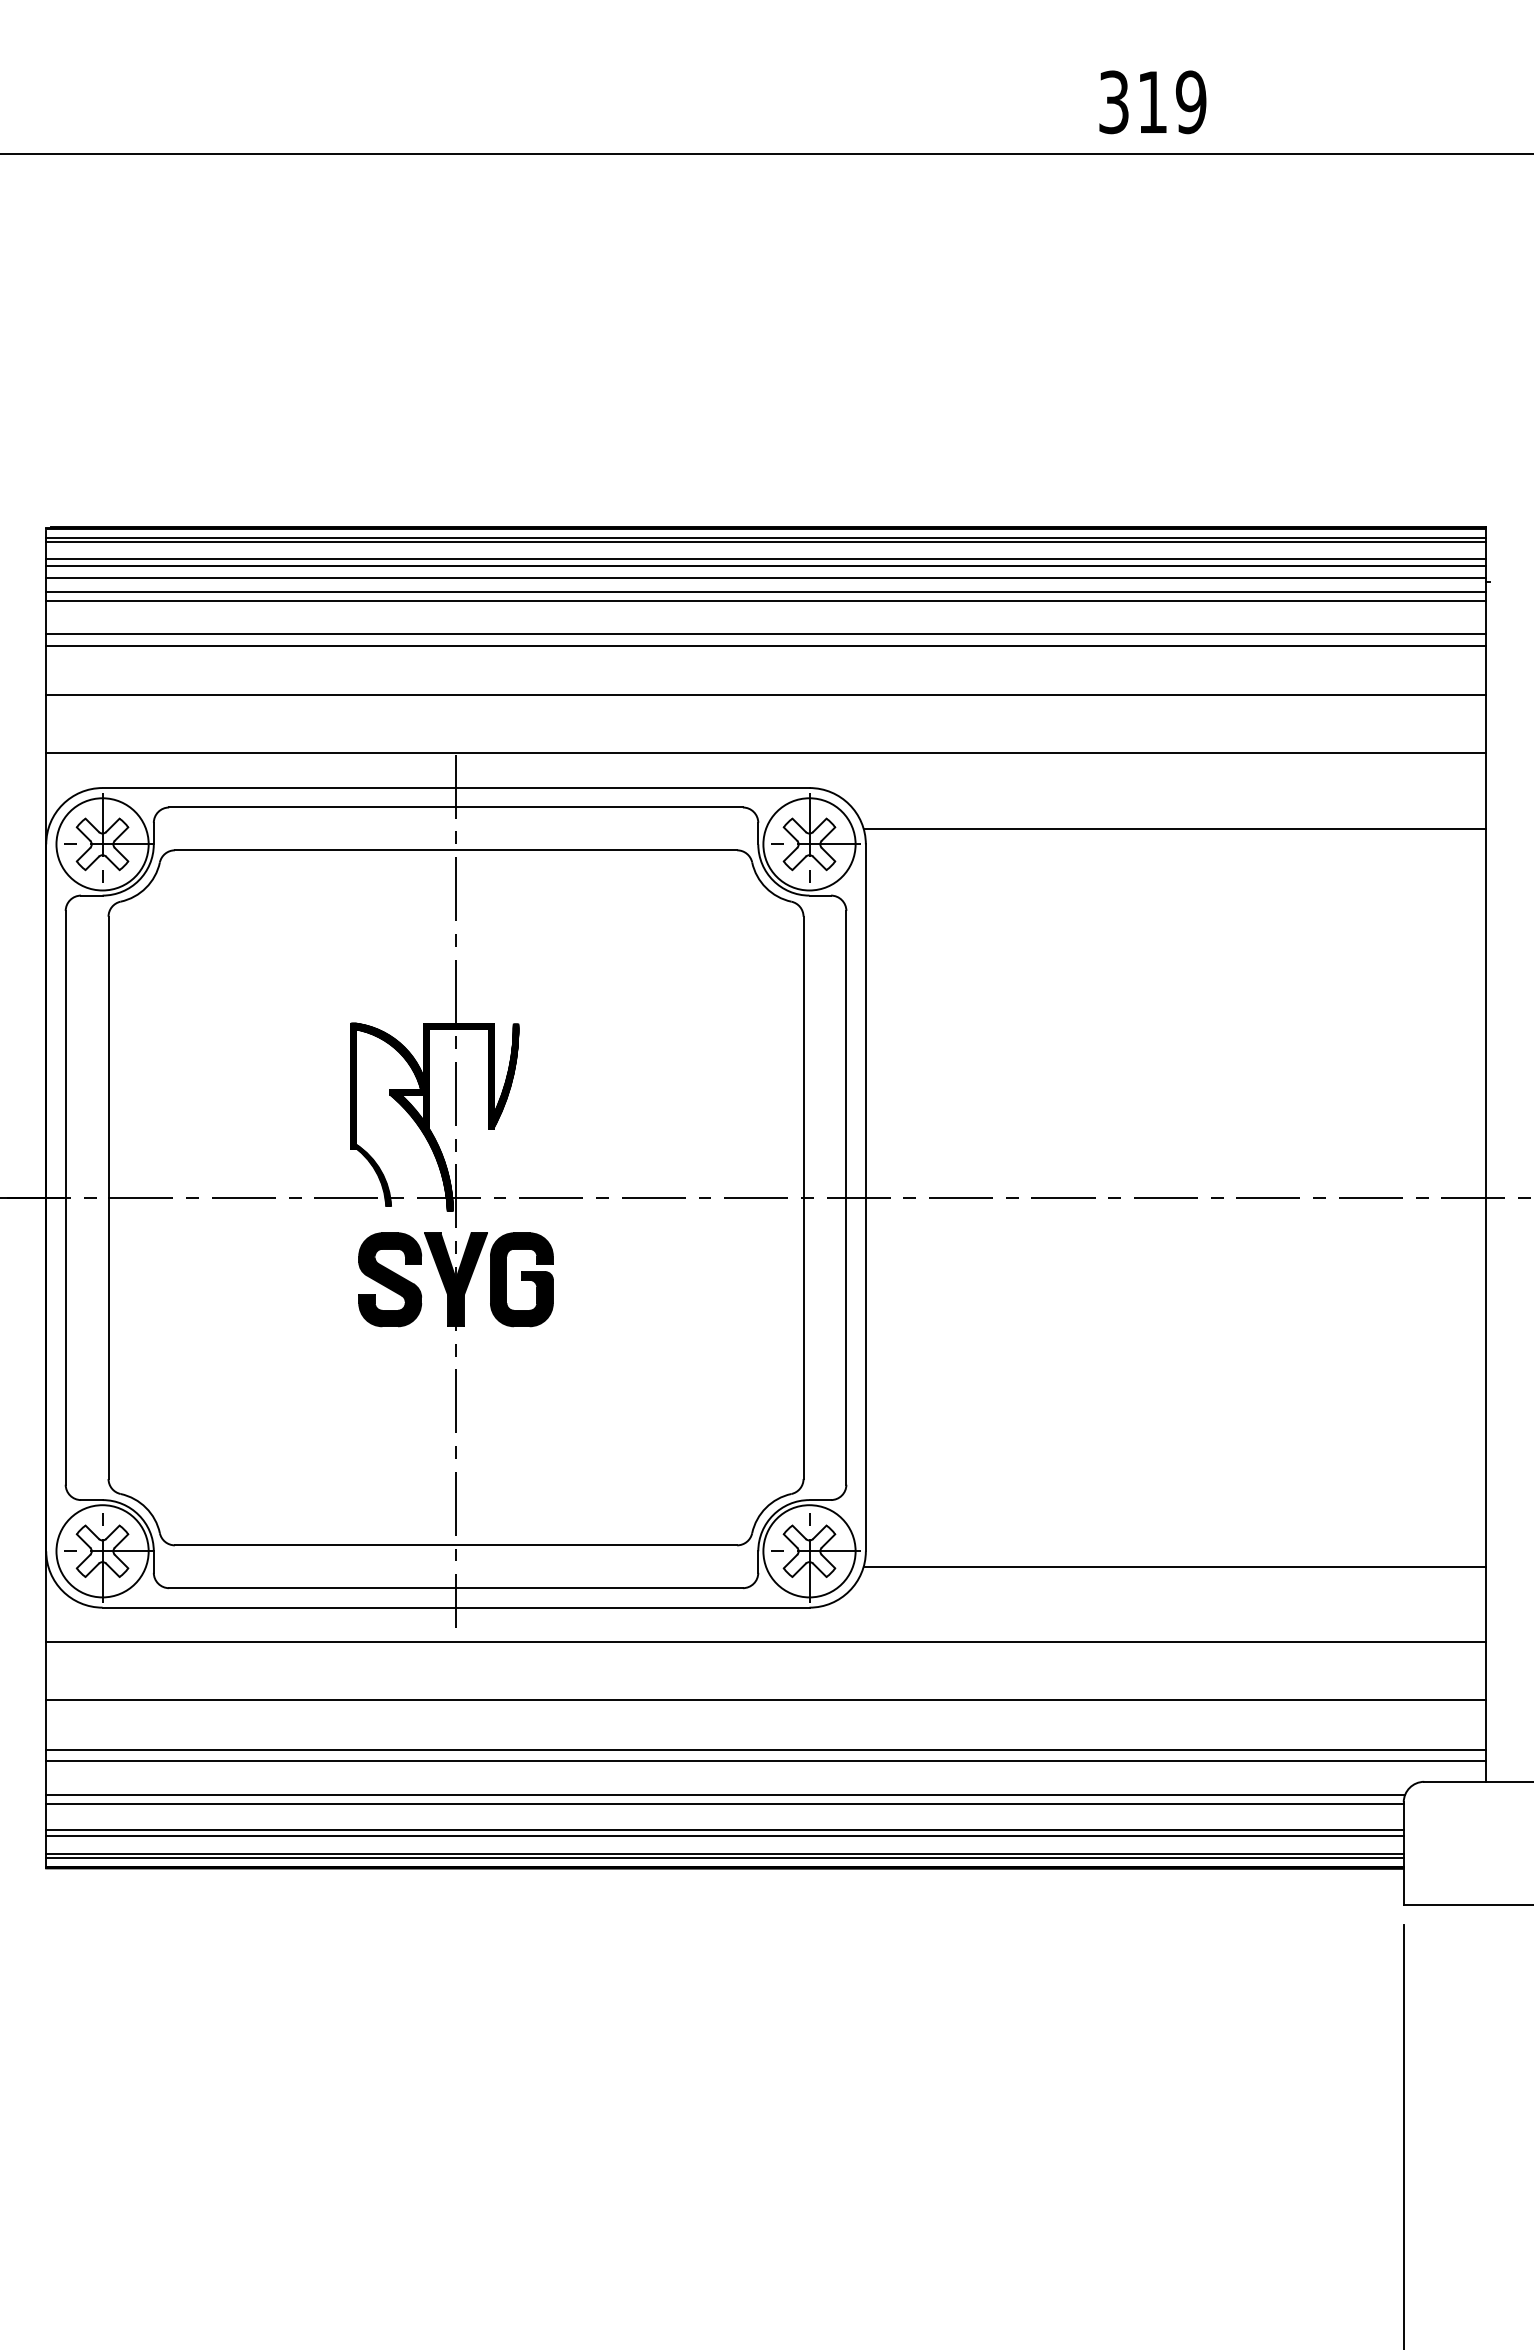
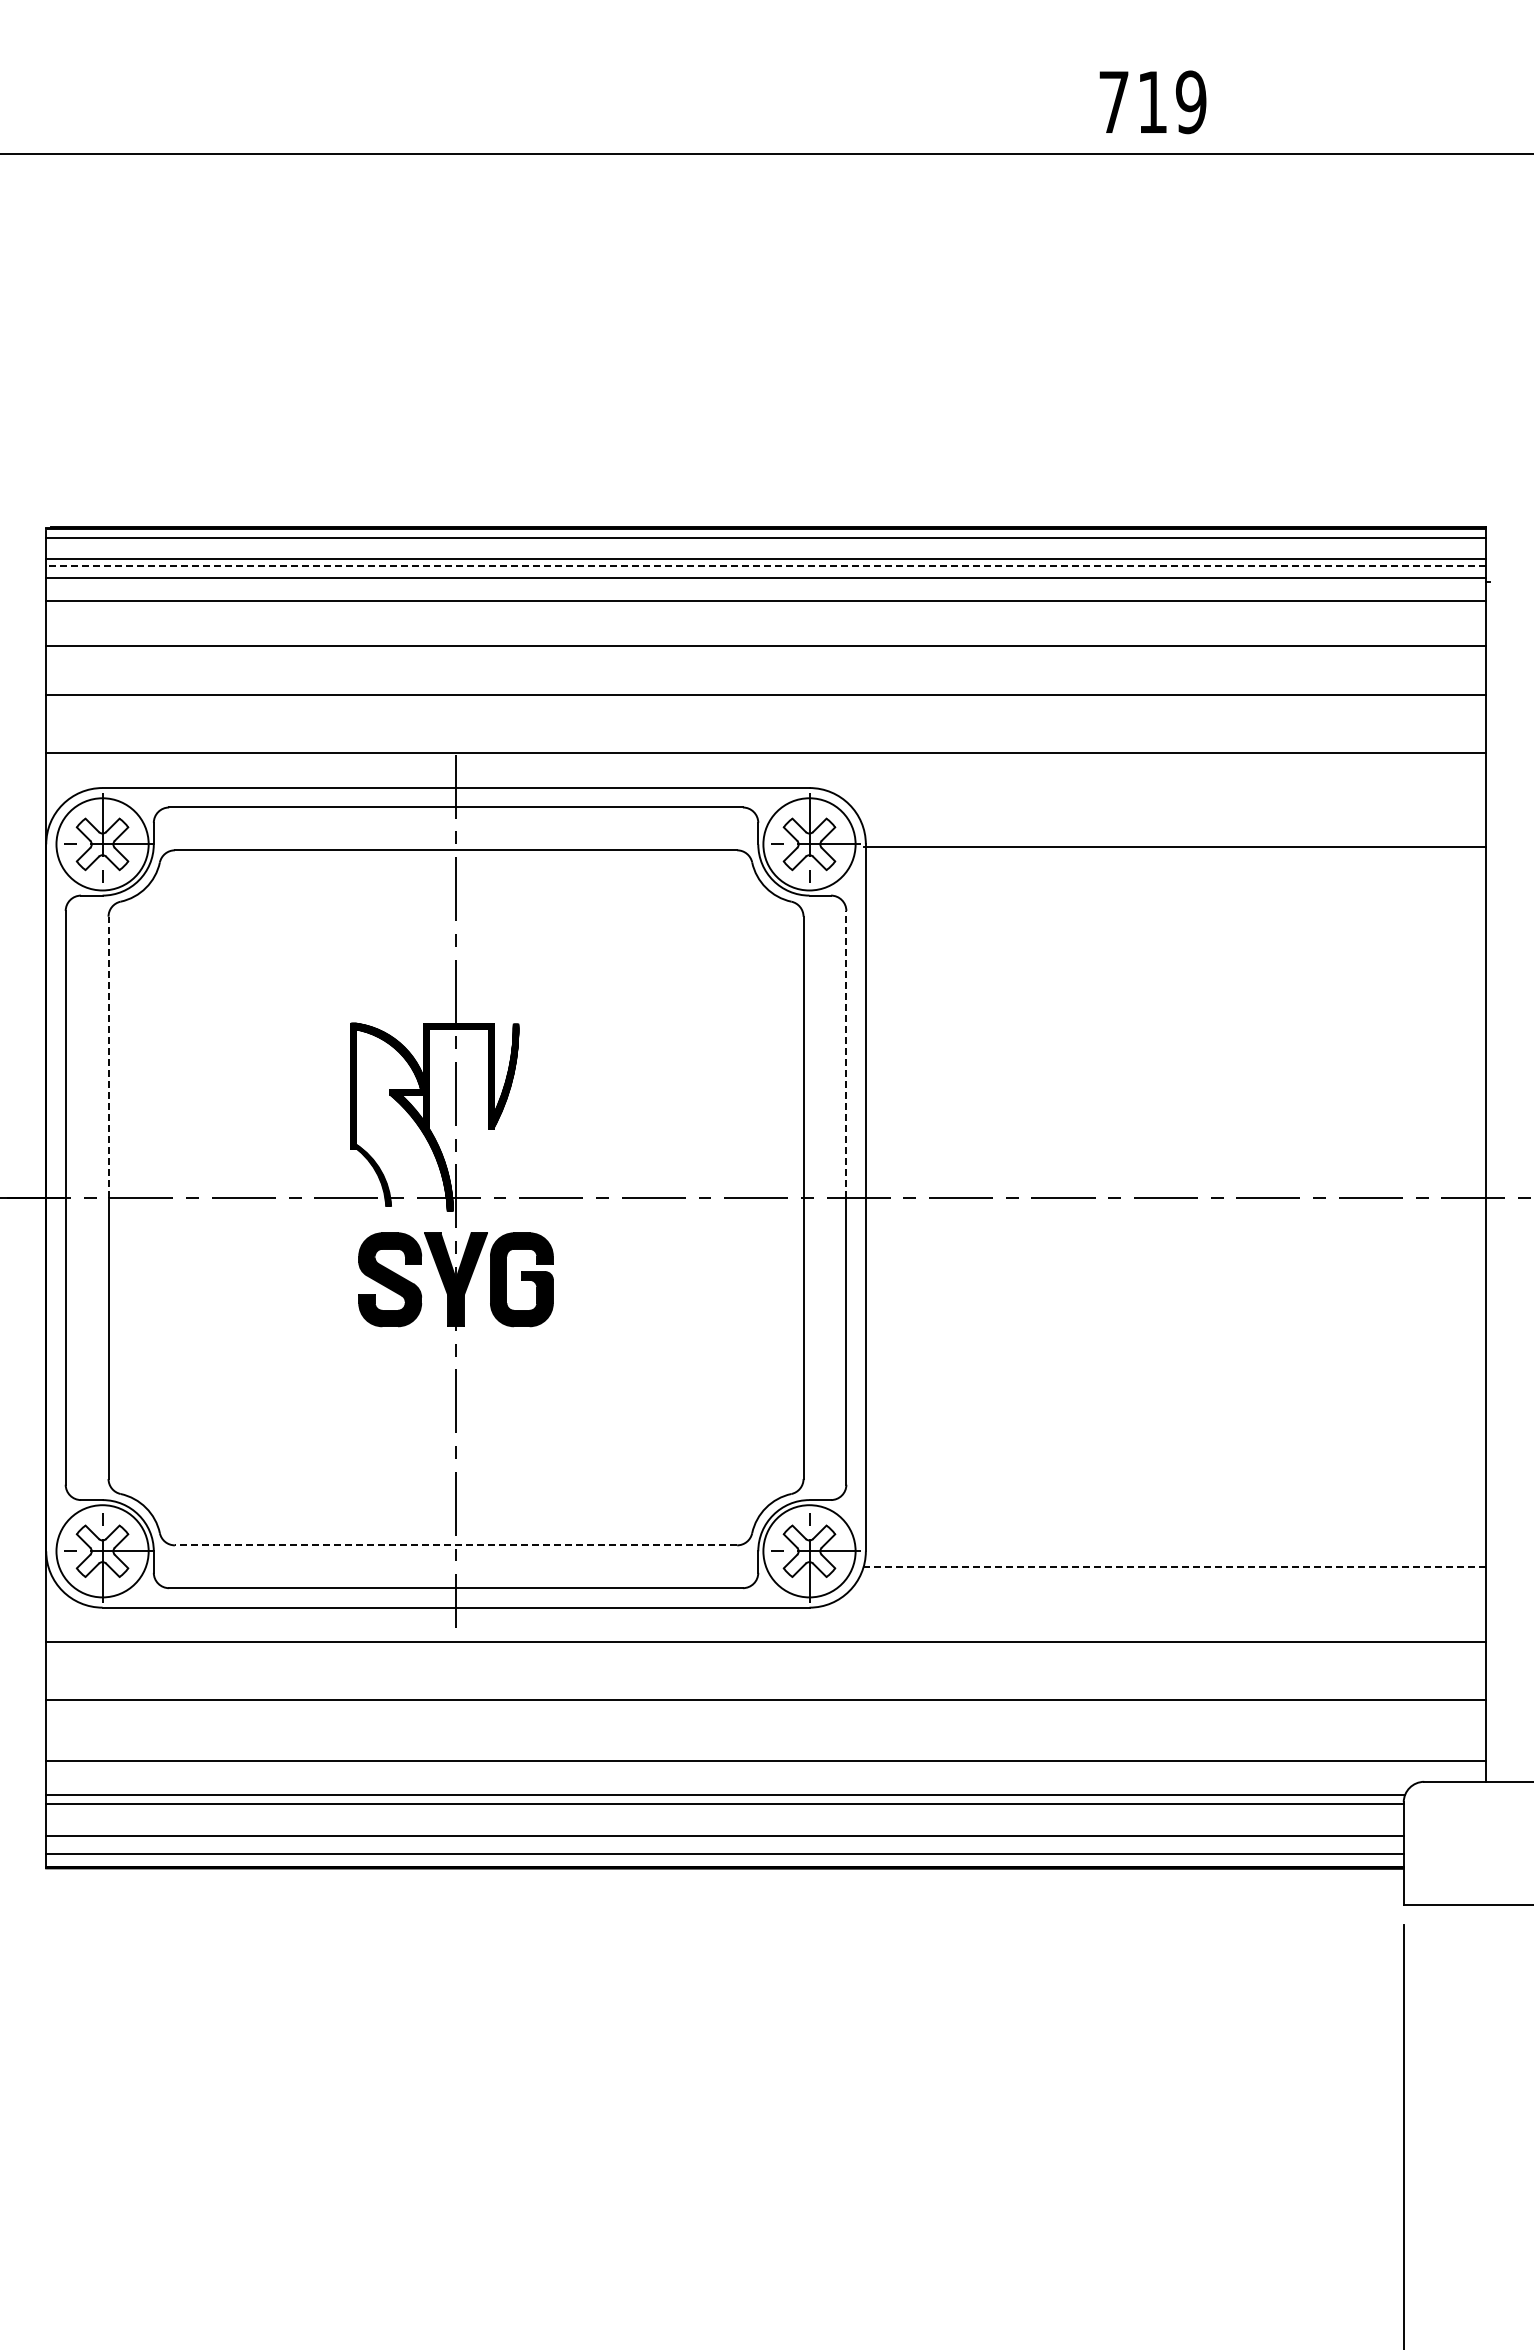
text: 319 -> 719 (1113, 102)
line: present -> none (765, 541)
line: solid -> dashed (765, 565)
line: present -> none (765, 591)
line: present -> none (765, 634)
line position: (1174, 829) -> (1174, 847) (1174, 847)
line: solid -> dashed (846, 1053)
line: solid -> dashed (108, 1057)
line: solid -> dashed (455, 1545)
line: solid -> dashed (1174, 1566)
line: present -> none (765, 1750)
line: present -> none (724, 1829)
line: present -> none (724, 1857)
